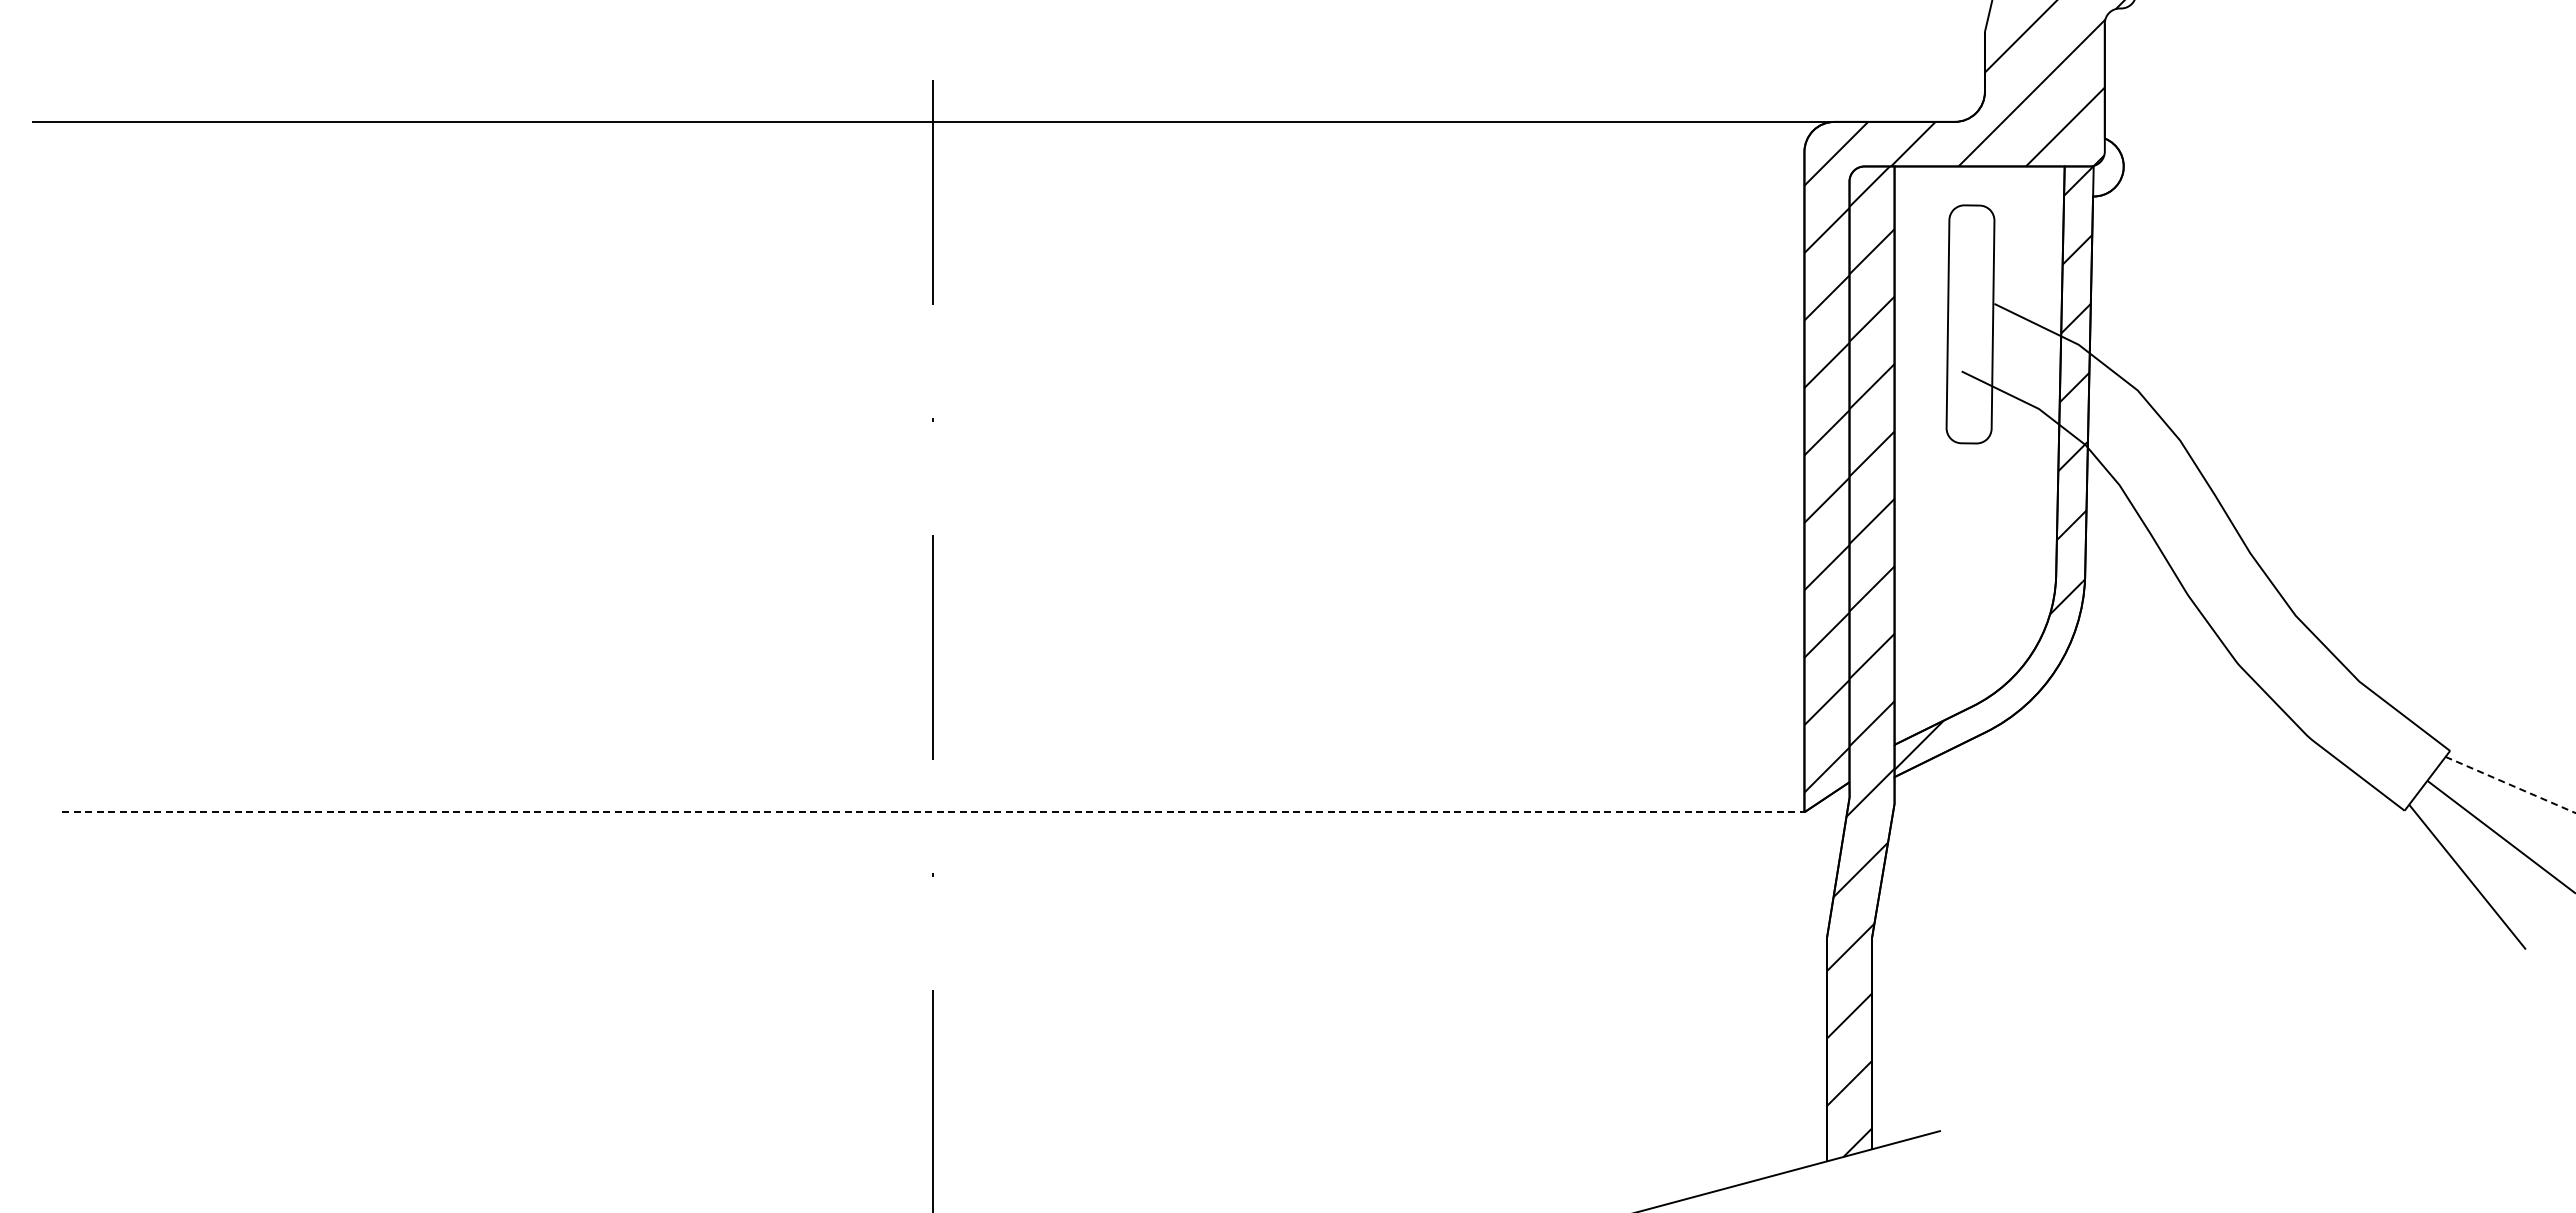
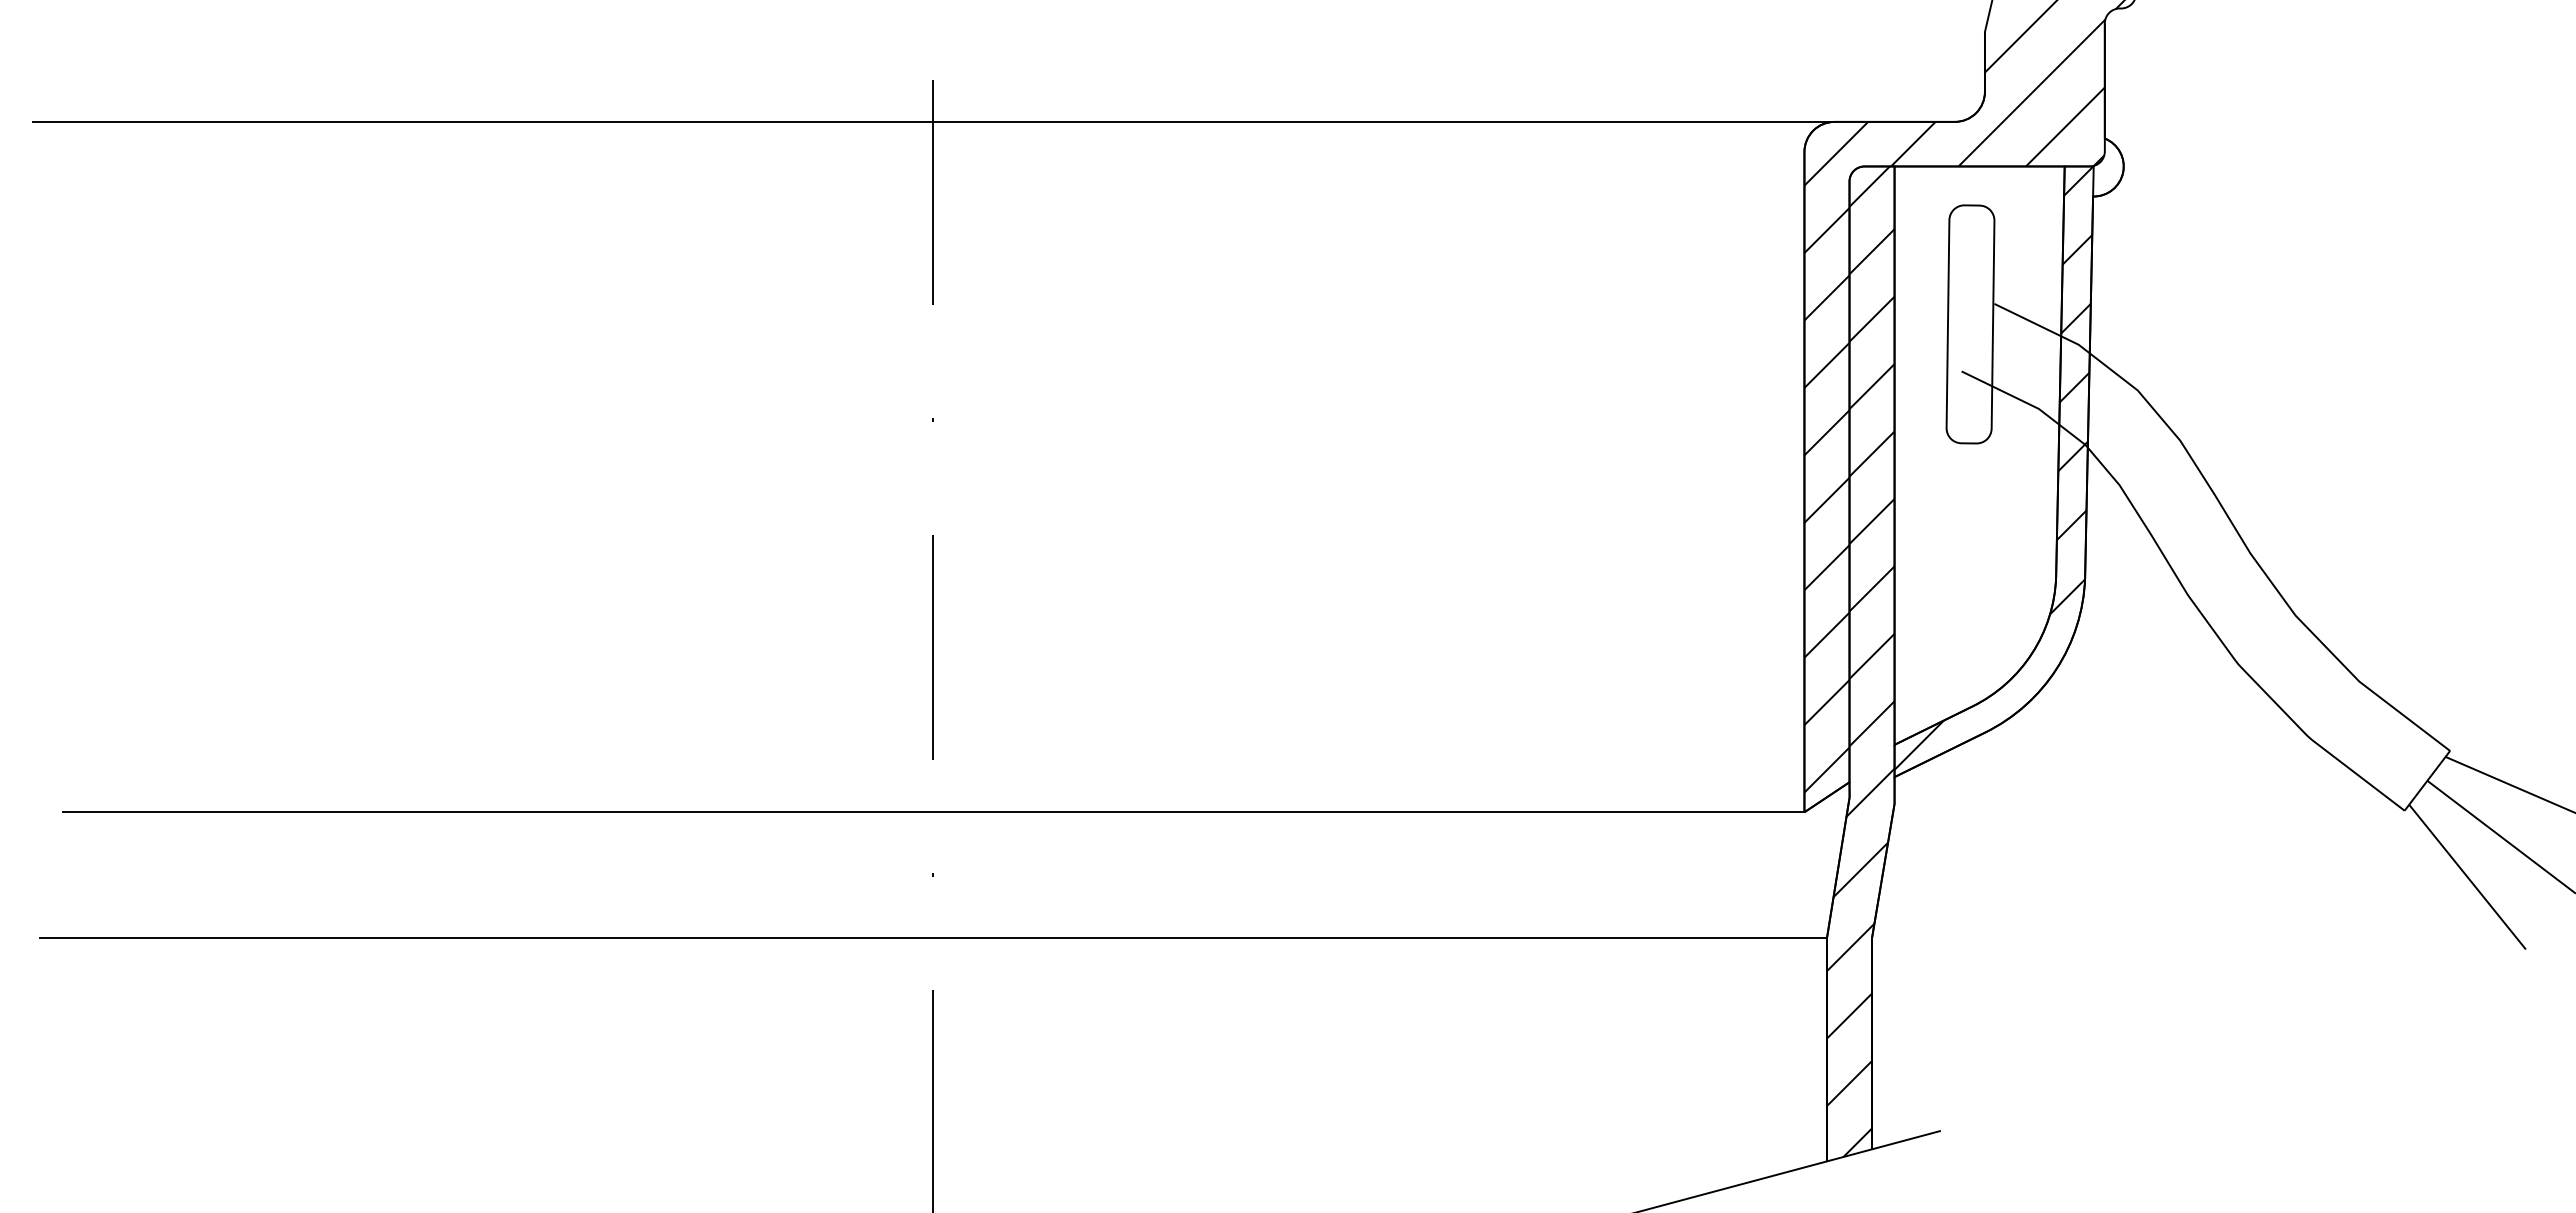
line: dashed -> solid (2510, 784)
line: dashed -> solid (933, 812)
line: none -> present (932, 938)
